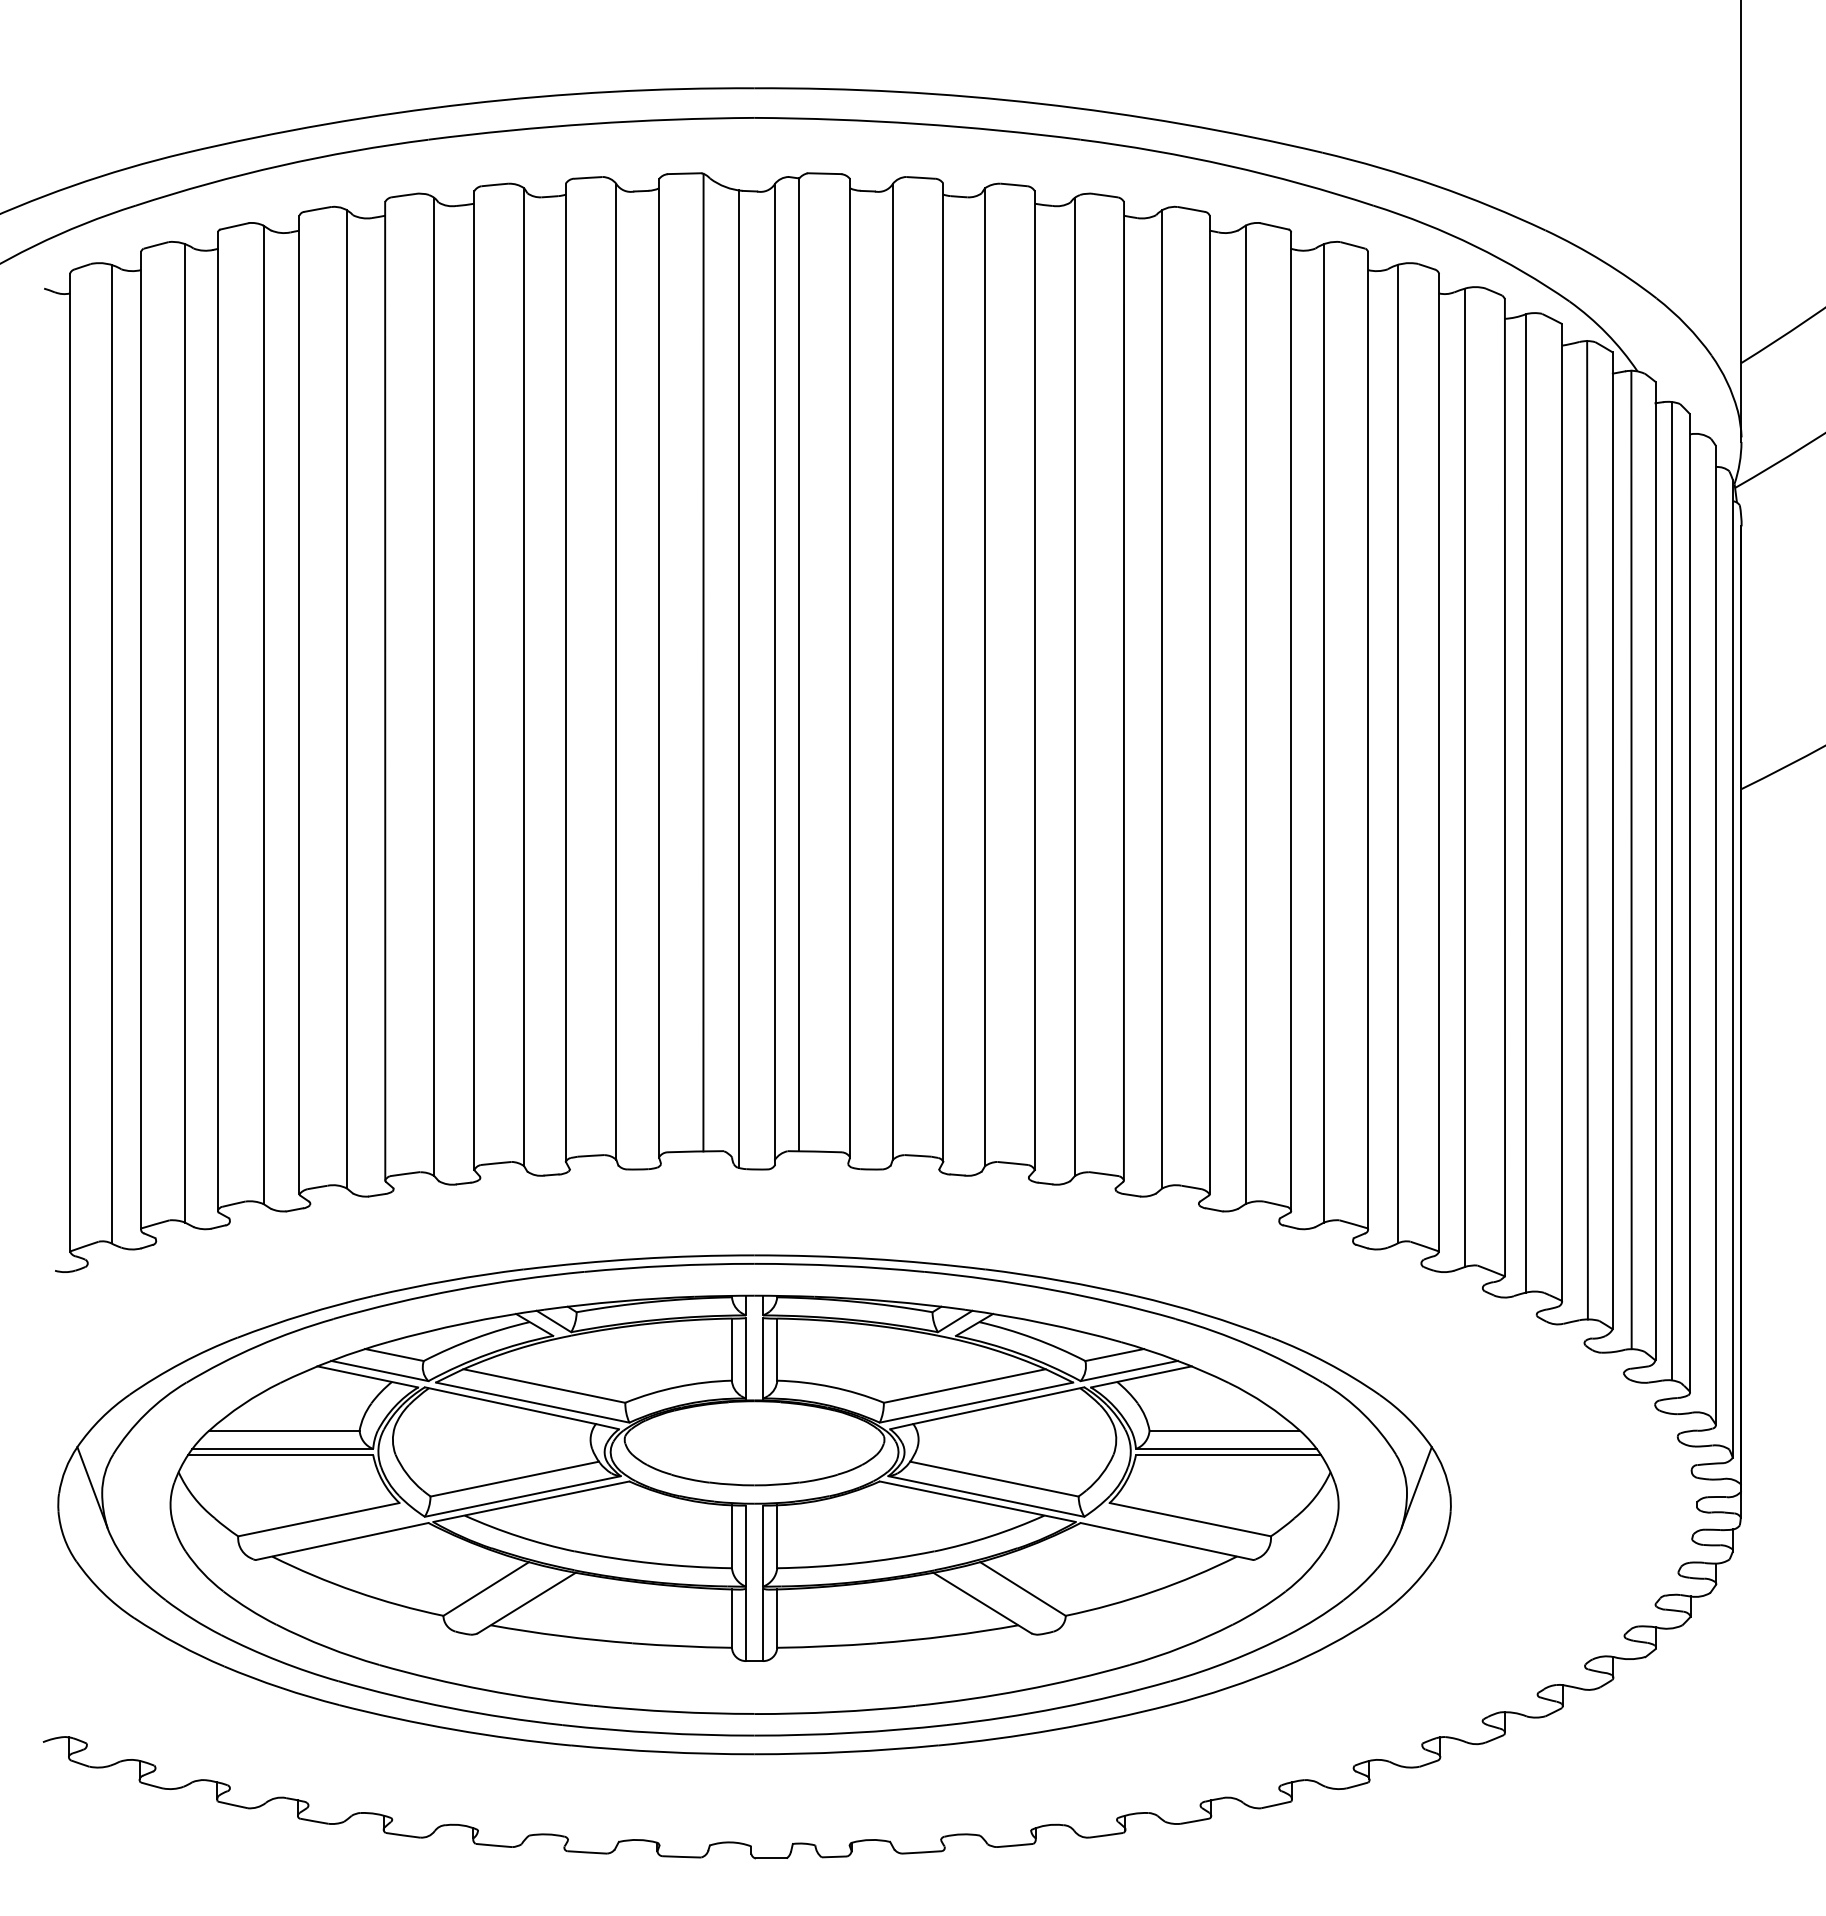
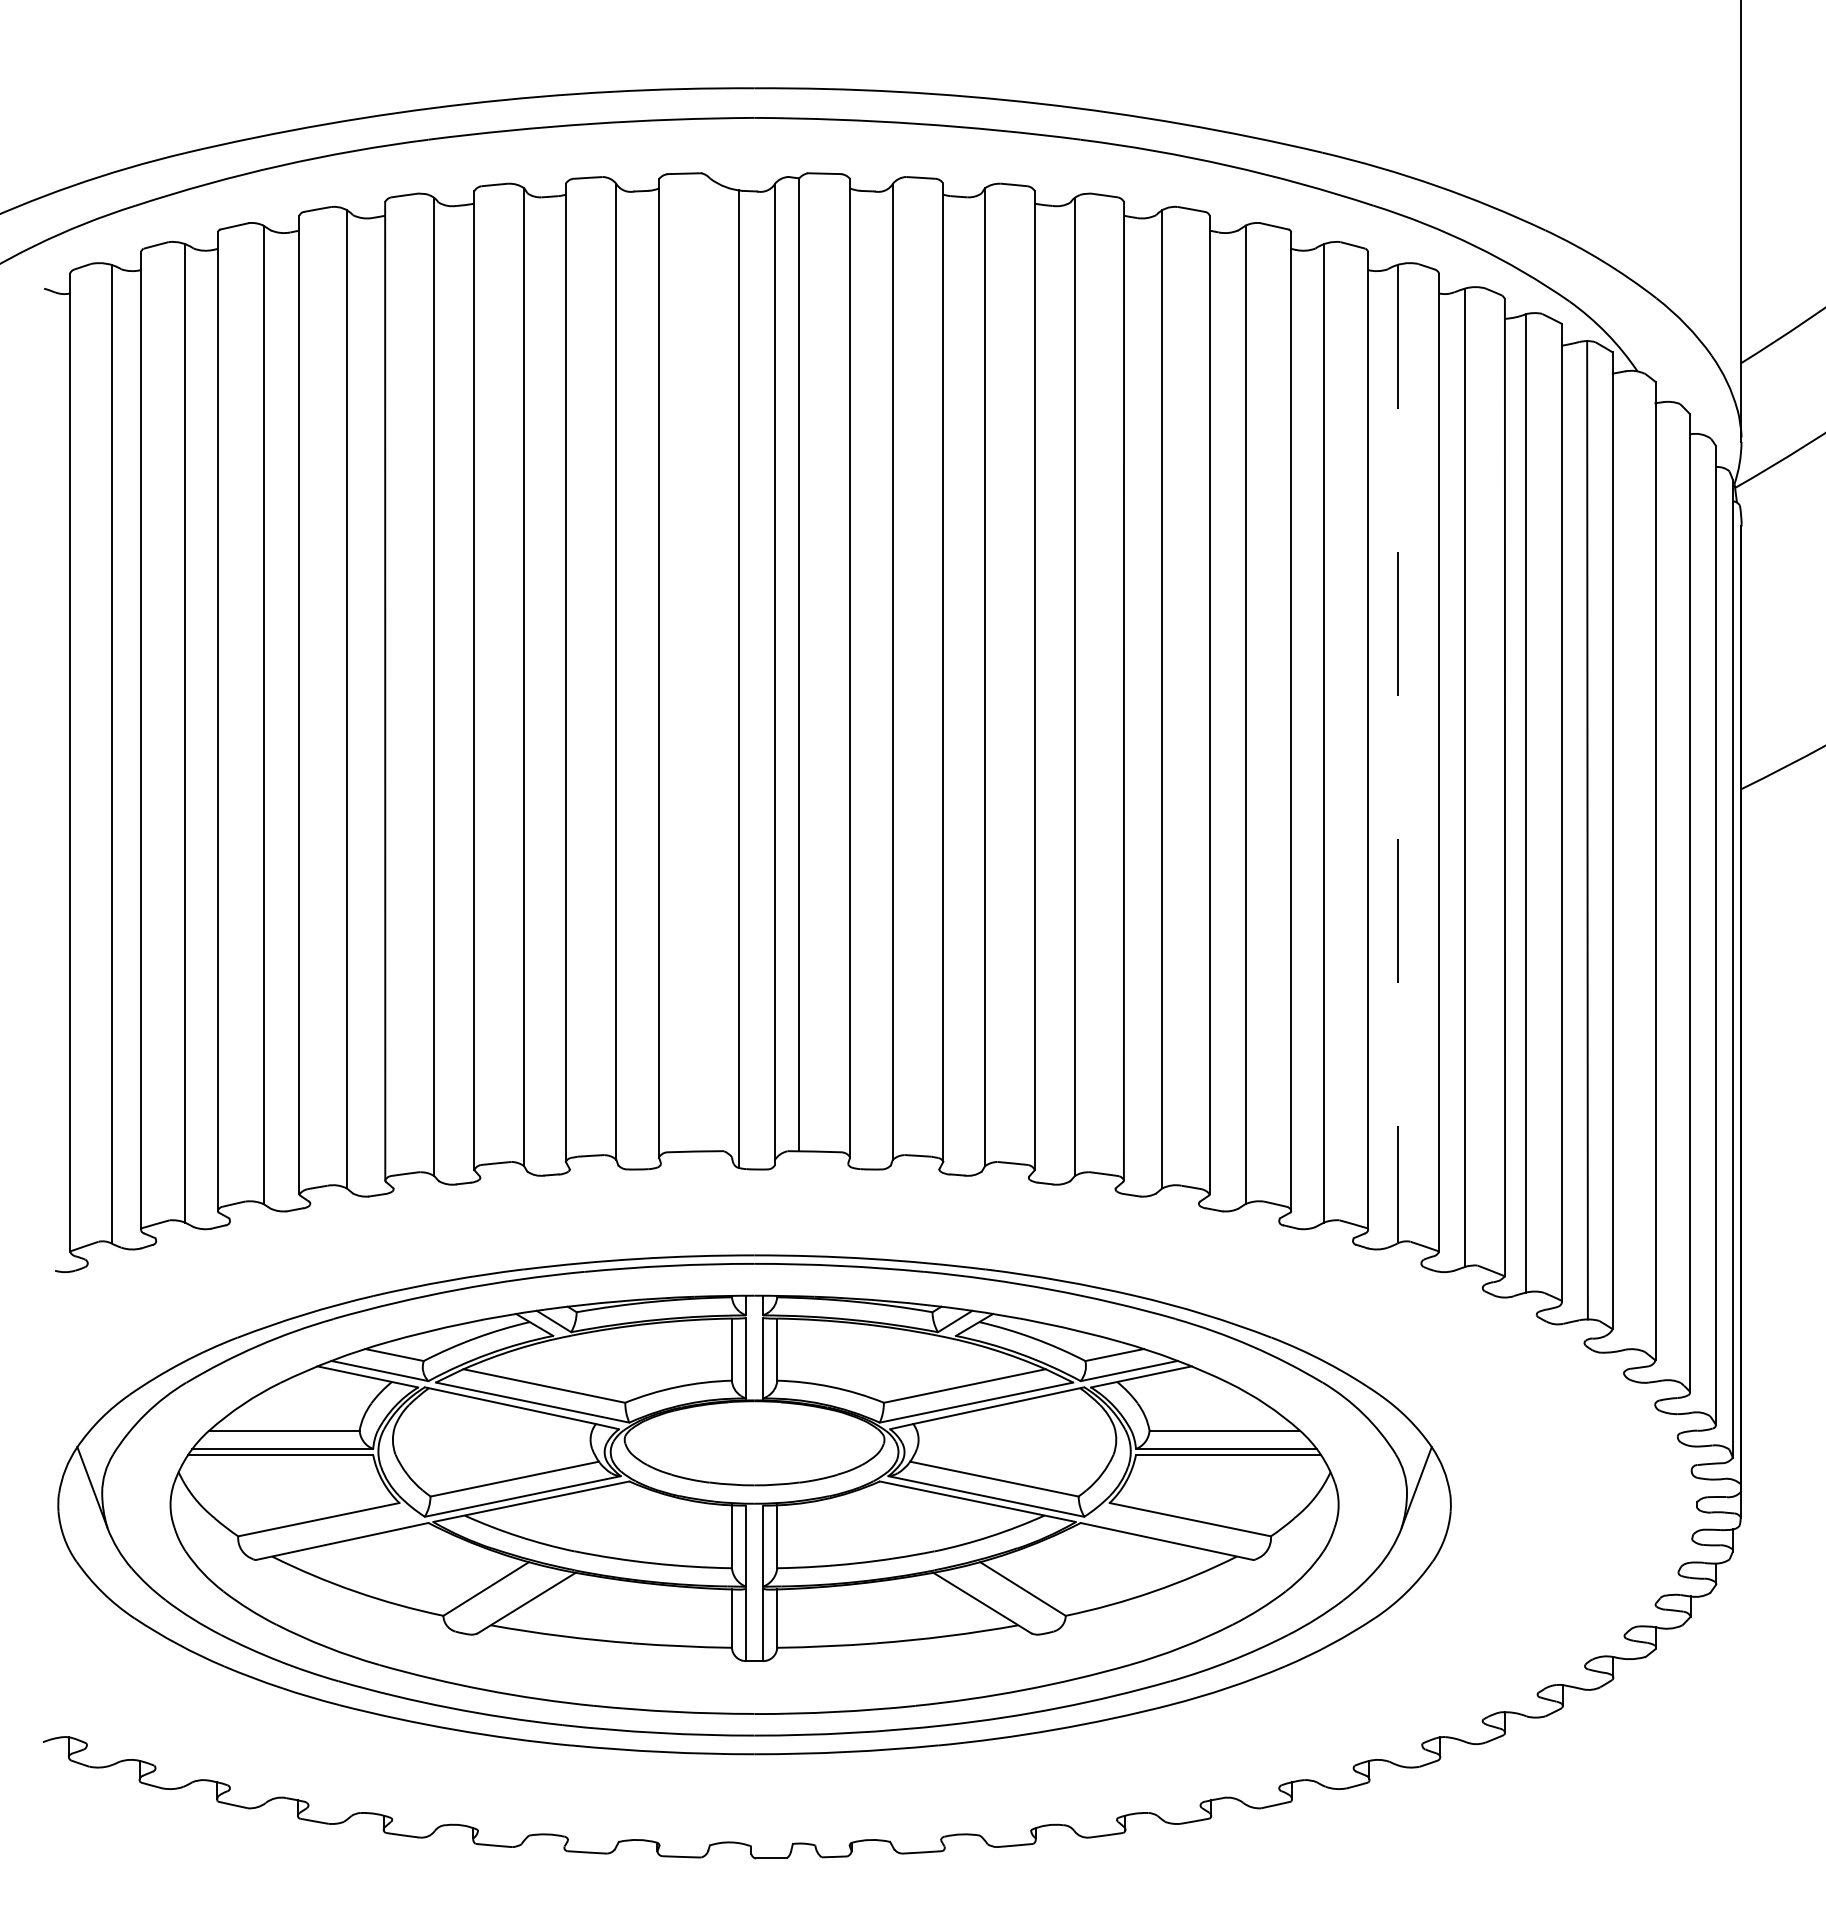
line: present -> none (703, 662)
line: solid -> dashed (1397, 754)
line: present -> none (1631, 859)
line: present -> none (1671, 890)
